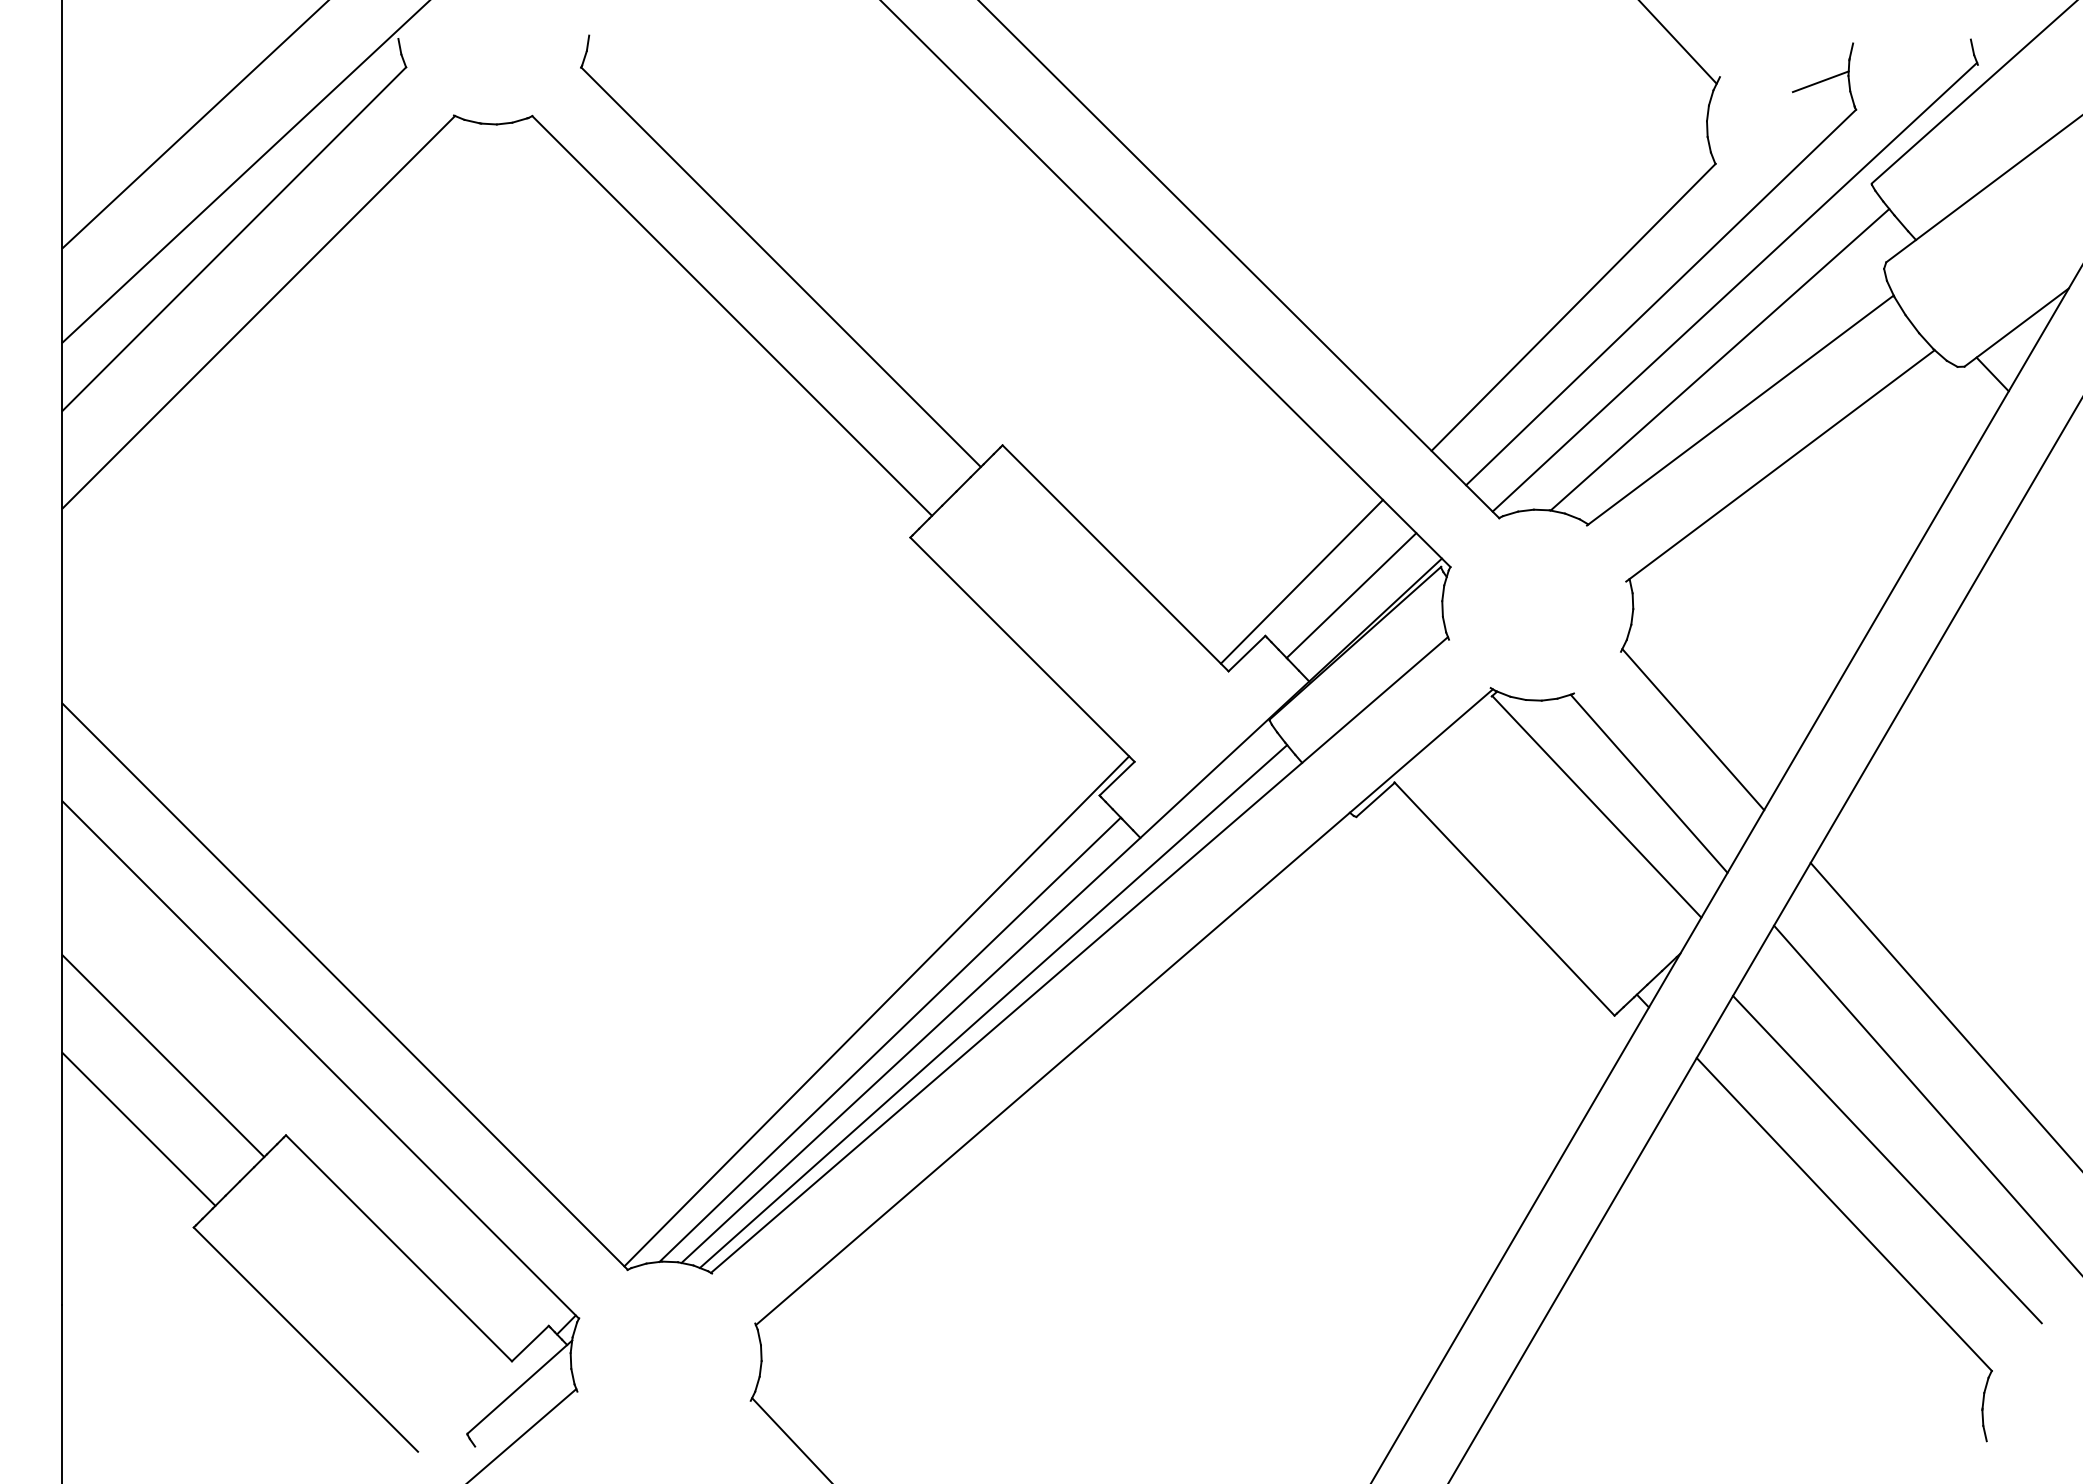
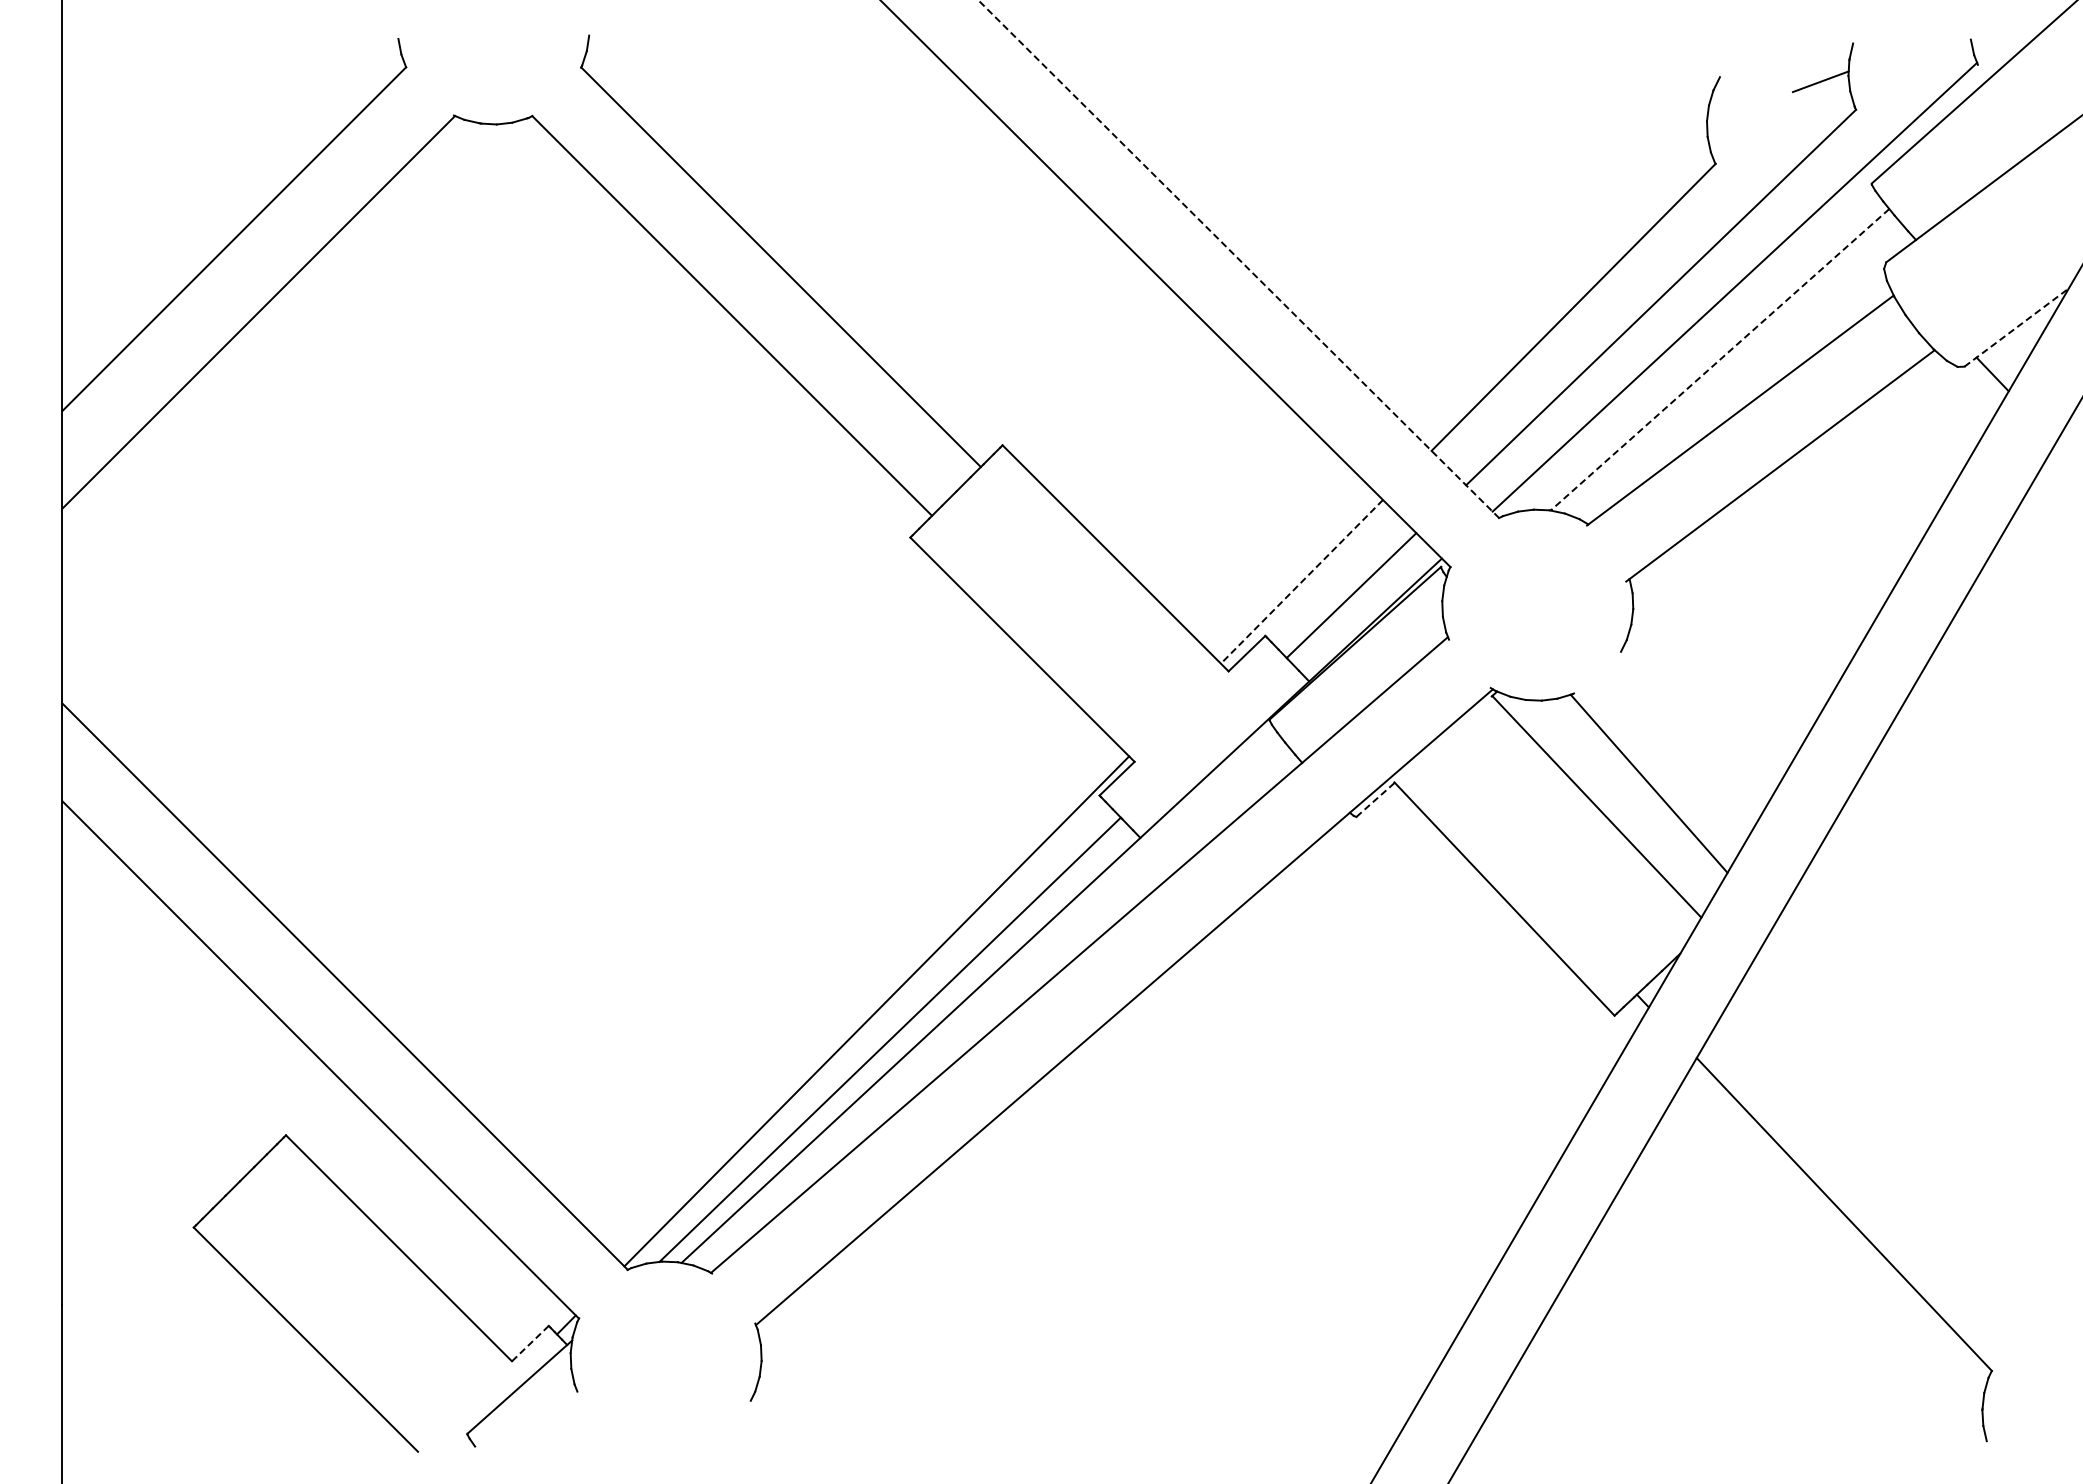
line: present -> none (1678, 42)
line: present -> none (194, 125)
line: present -> none (244, 172)
line: solid -> dashed (1238, 258)
line: solid -> dashed (2017, 327)
line: solid -> dashed (1720, 359)
line: solid -> dashed (1301, 582)
line: present -> none (1693, 729)
line: solid -> dashed (1375, 799)
line: present -> none (993, 1006)
line: present -> none (1944, 1015)
line: present -> none (163, 1056)
line: present -> none (1926, 1098)
line: present -> none (138, 1128)
line: present -> none (1887, 1159)
line: solid -> dashed (530, 1343)
line: present -> none (523, 1434)
line: present -> none (790, 1439)
